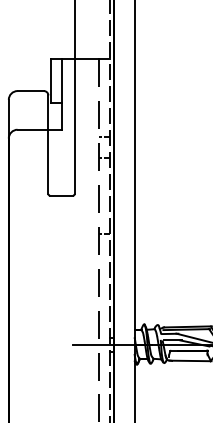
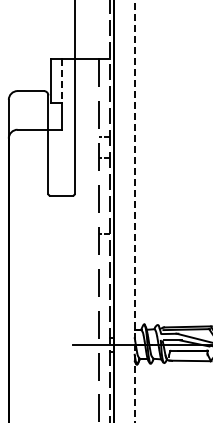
line: solid -> dashed (61, 81)
line: solid -> dashed (134, 212)
